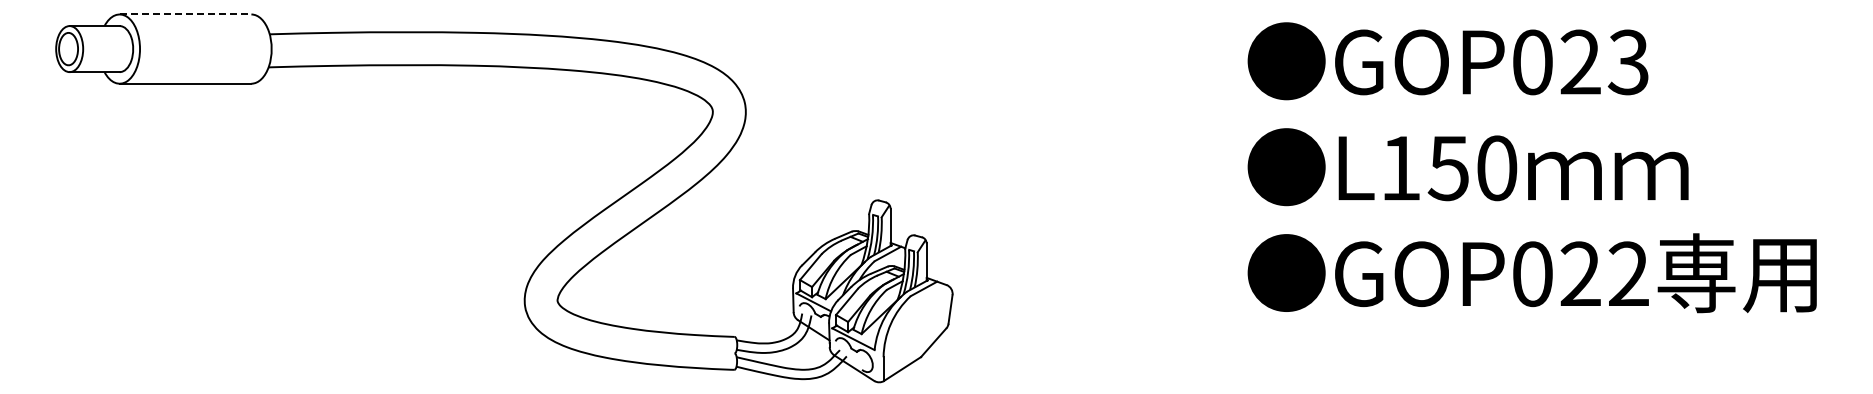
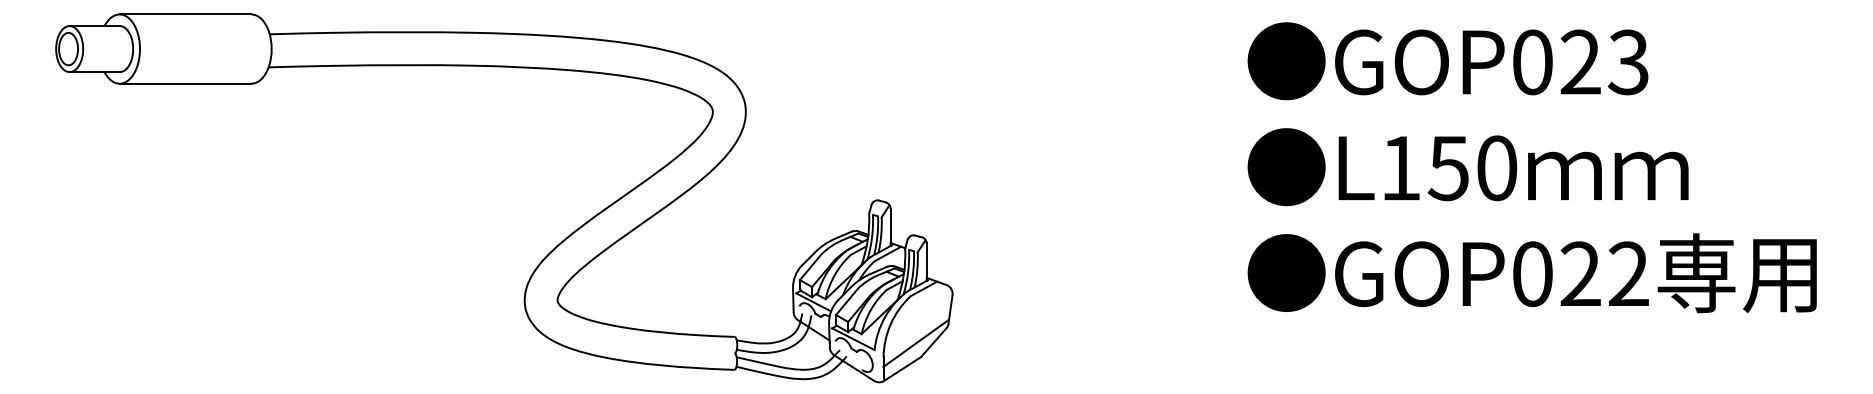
line: dashed -> solid (185, 14)
line: none -> present (916, 342)
